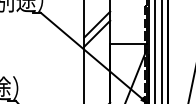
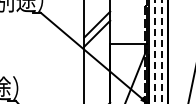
line: solid -> dashed (155, 51)
line: solid -> dashed (161, 51)
